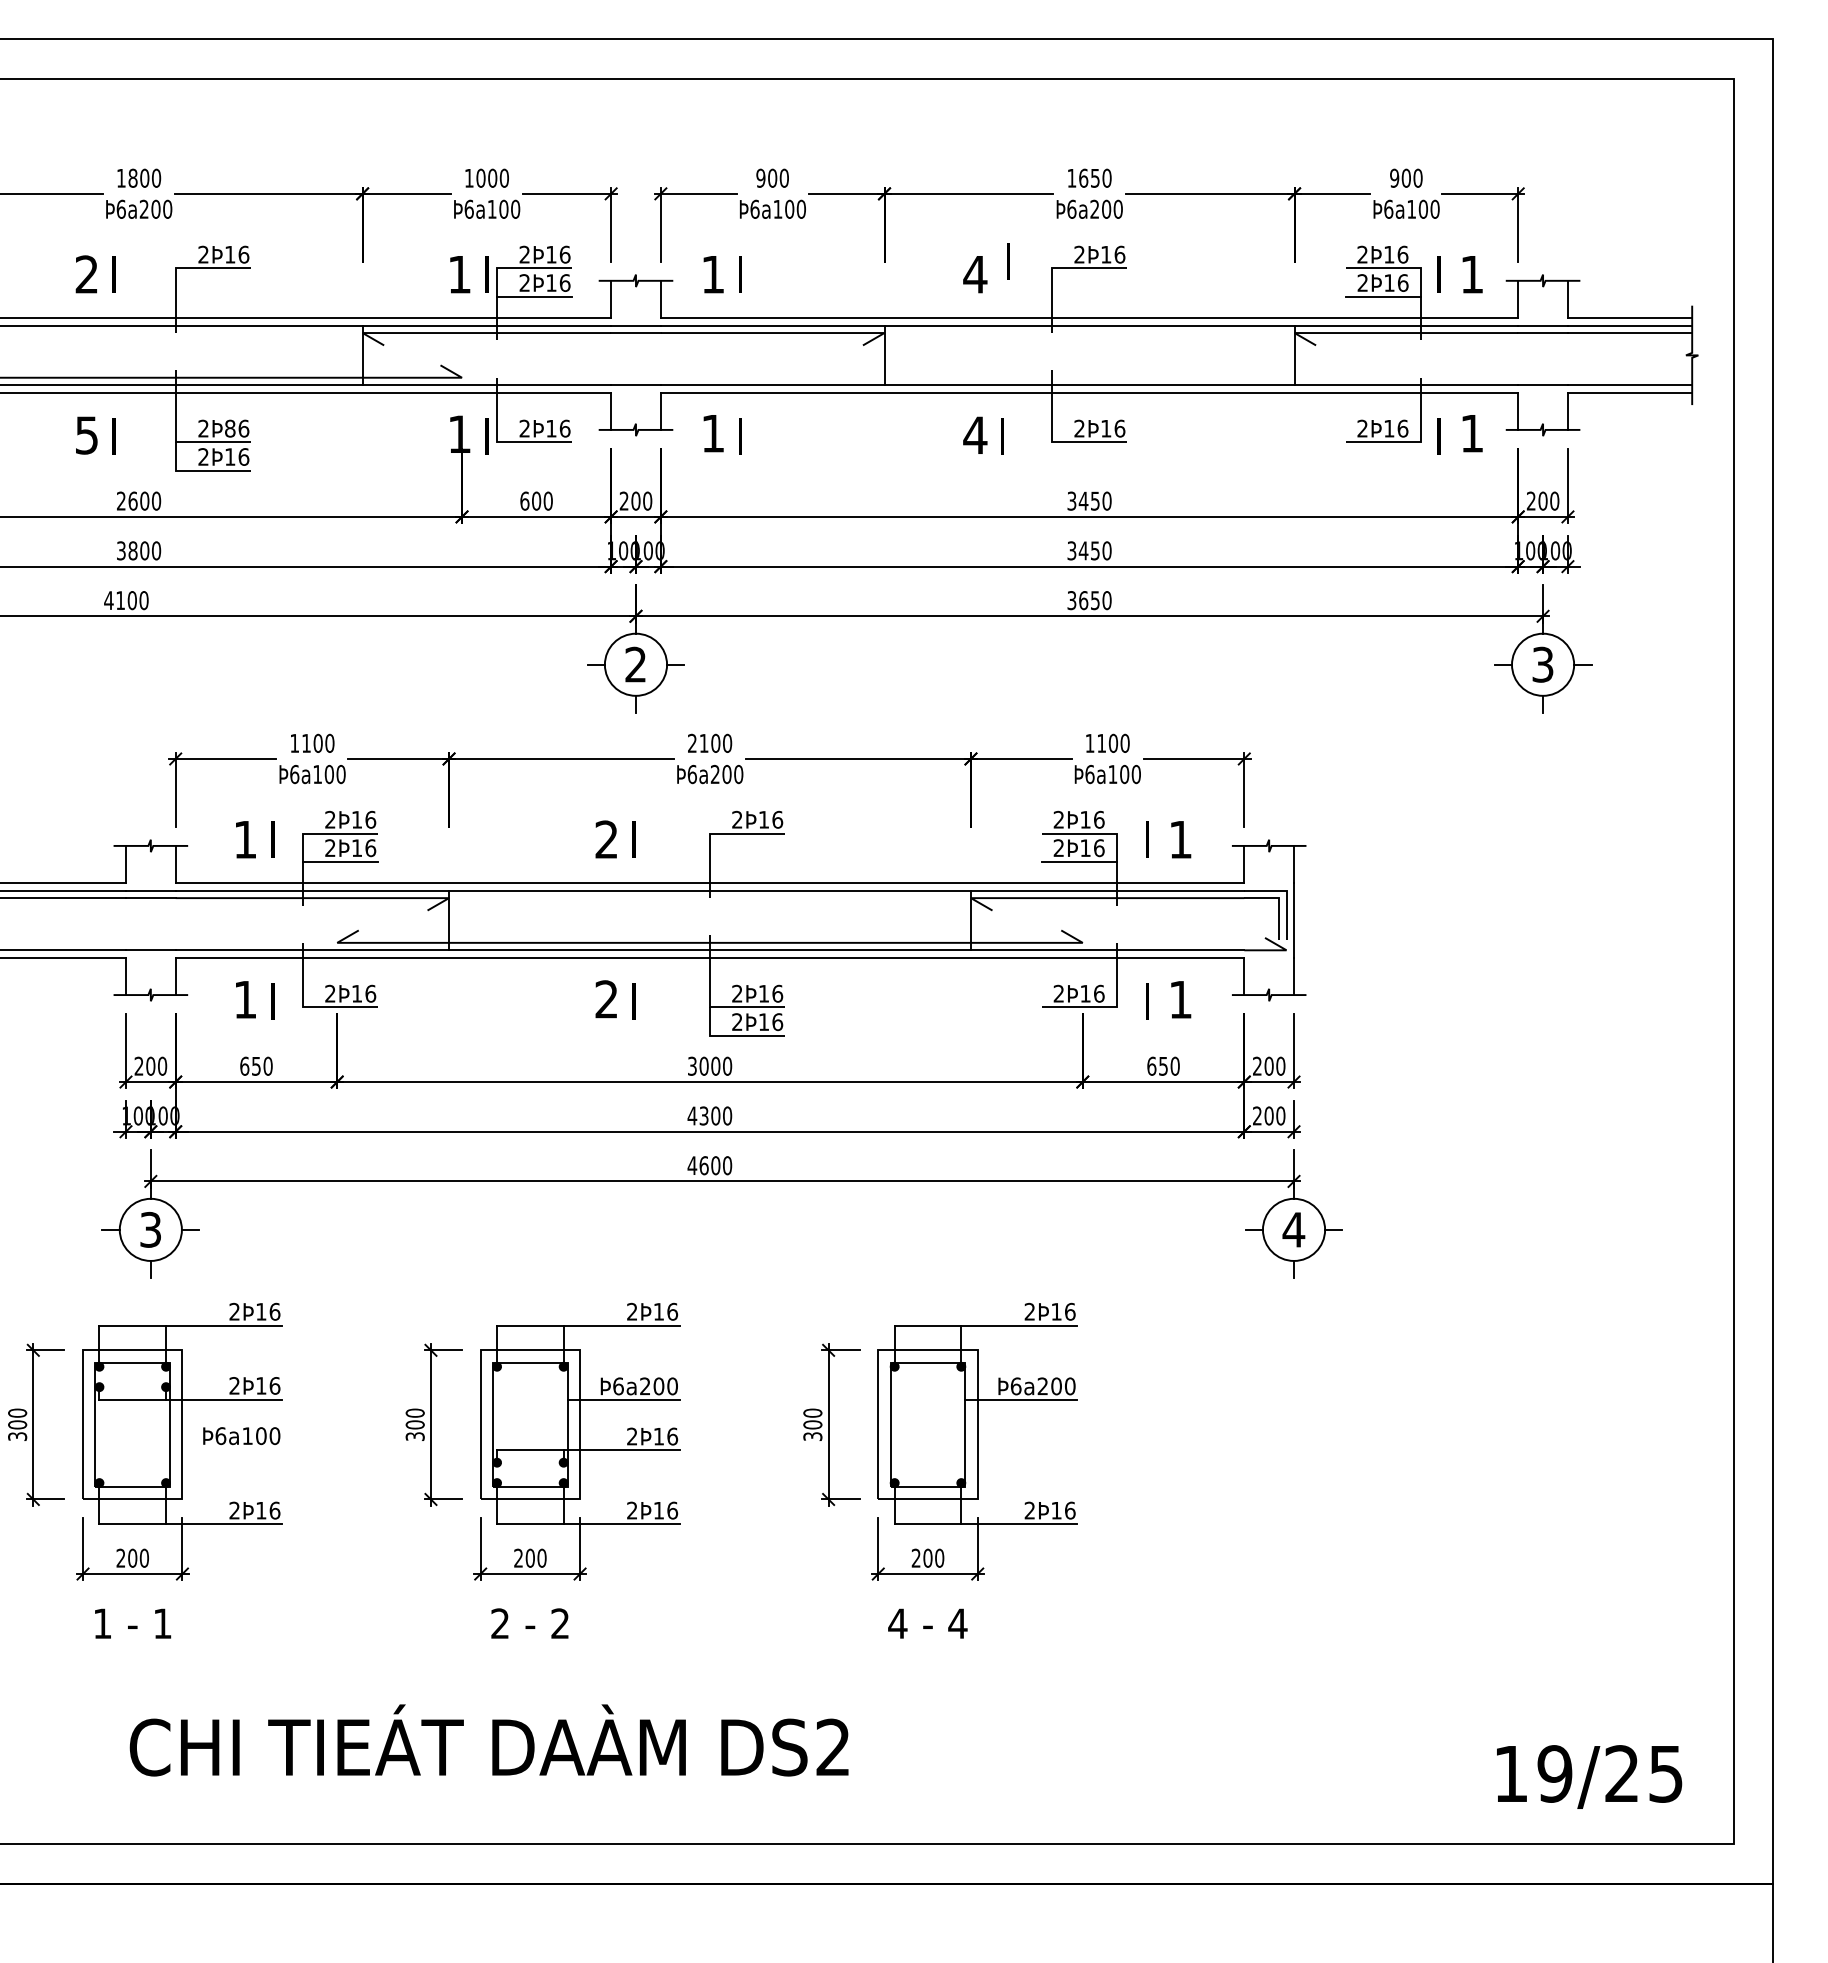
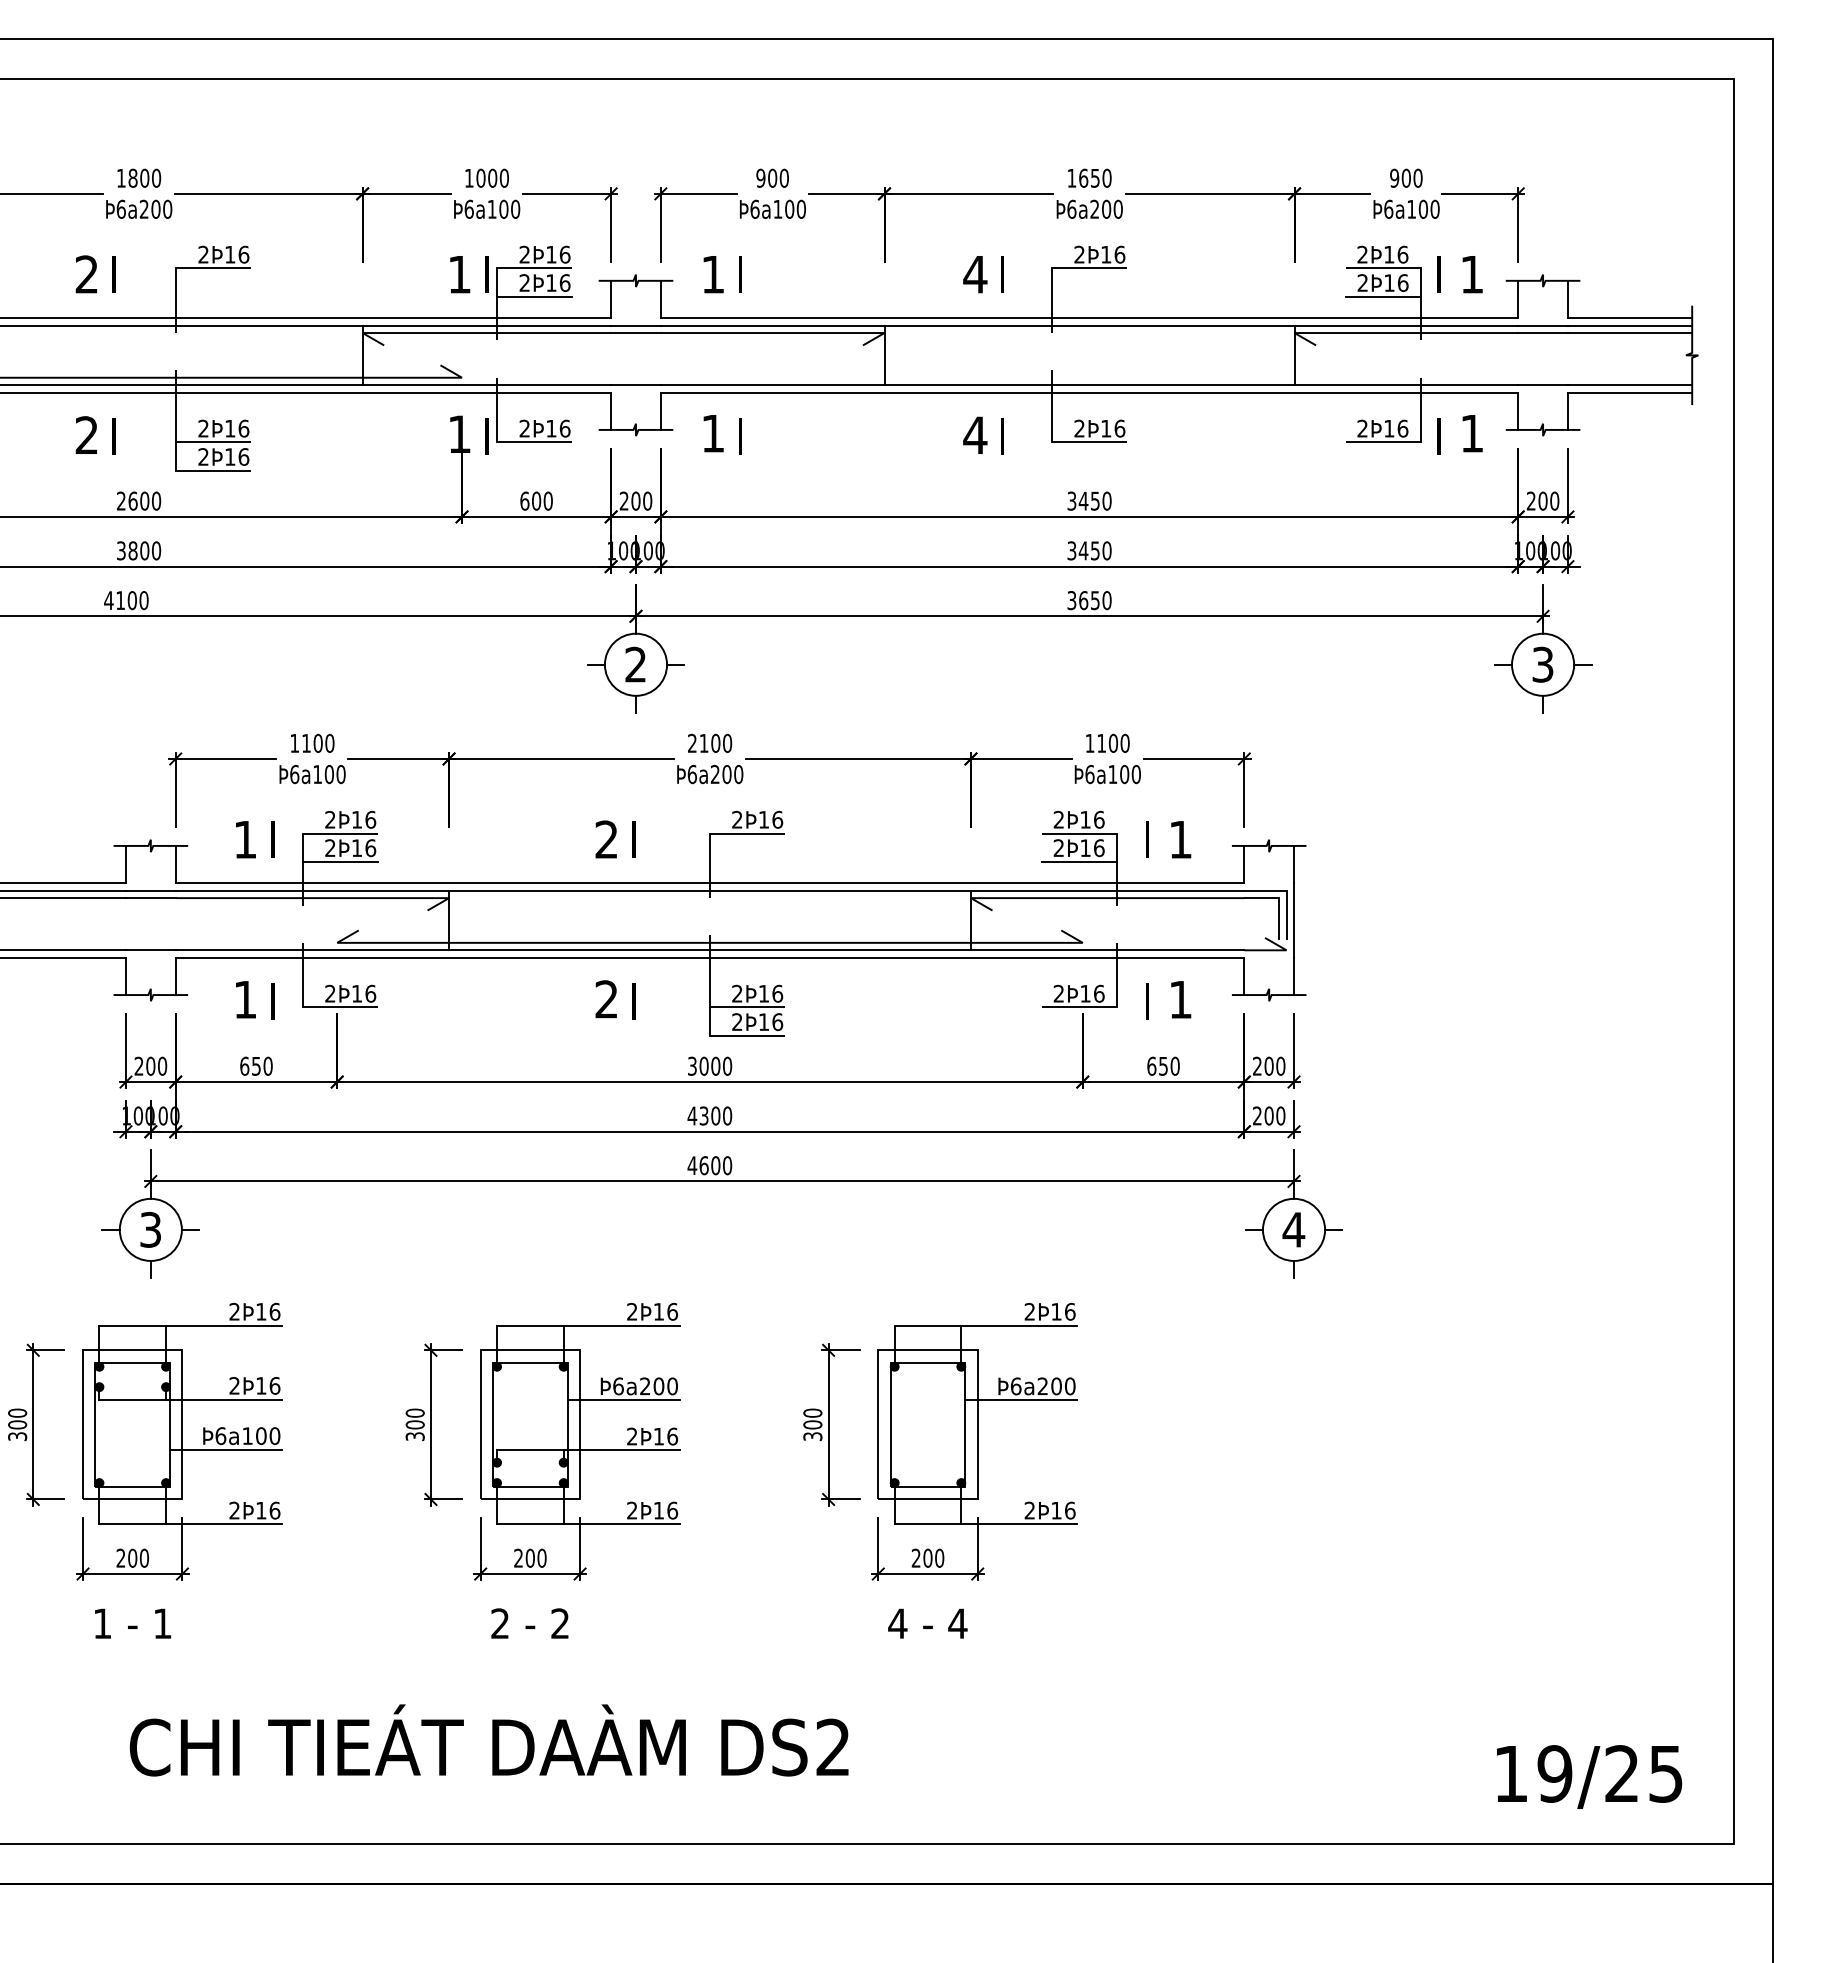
line position: (1008, 261) -> (1002, 274) (1002, 274)
text: 2Þ86 -> 2Þ16 (230, 428)
text: 5 -> 2 (86, 435)
line: none -> present (225, 1449)
